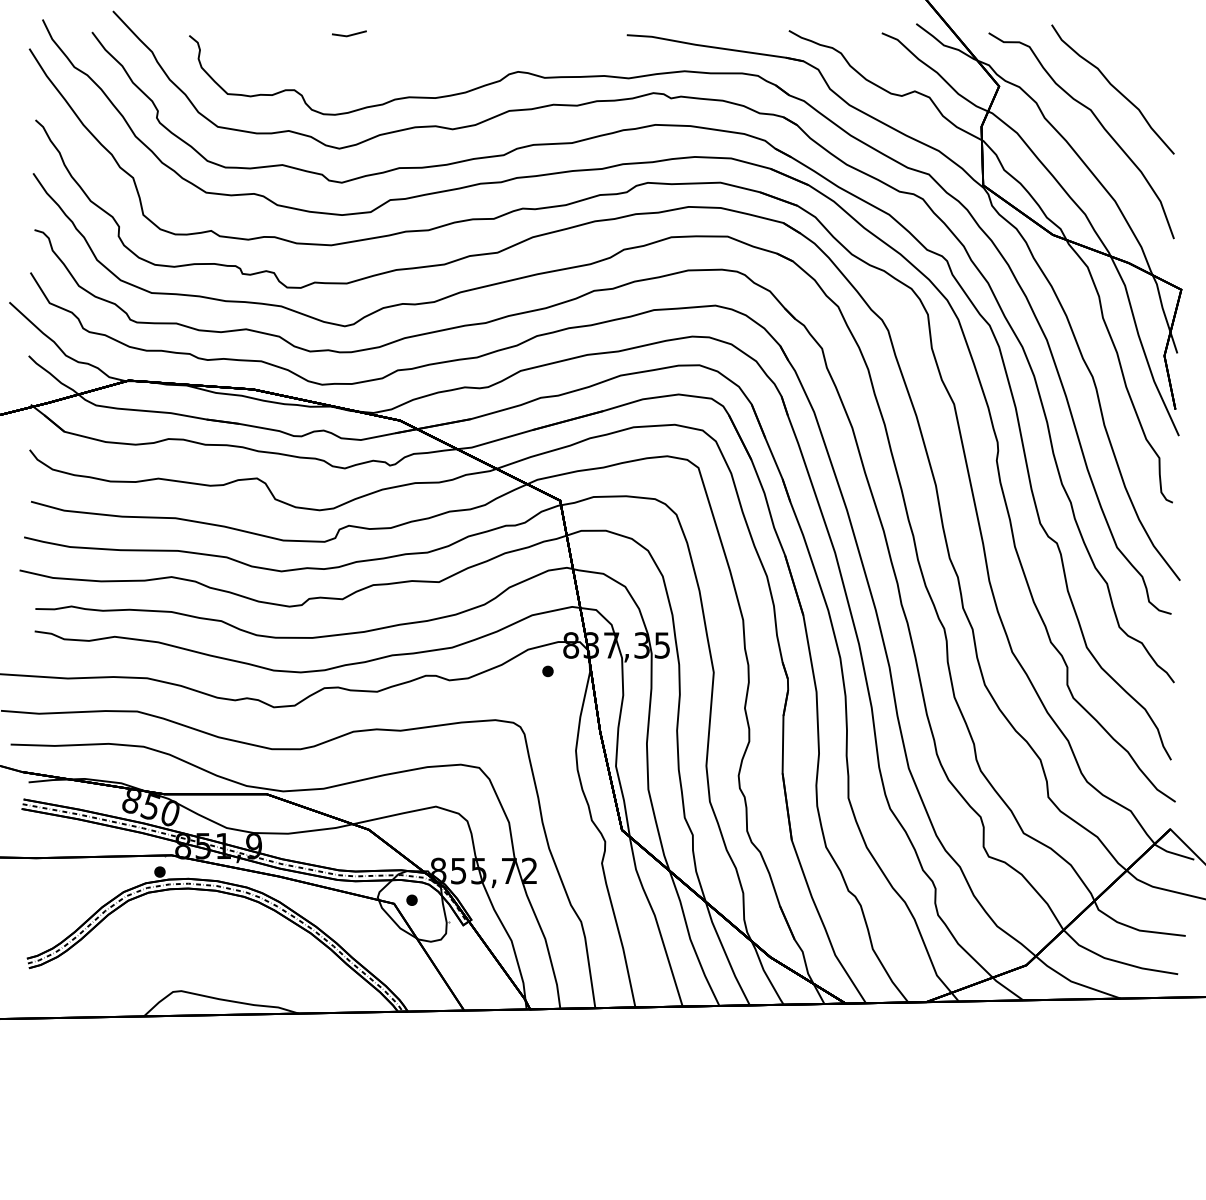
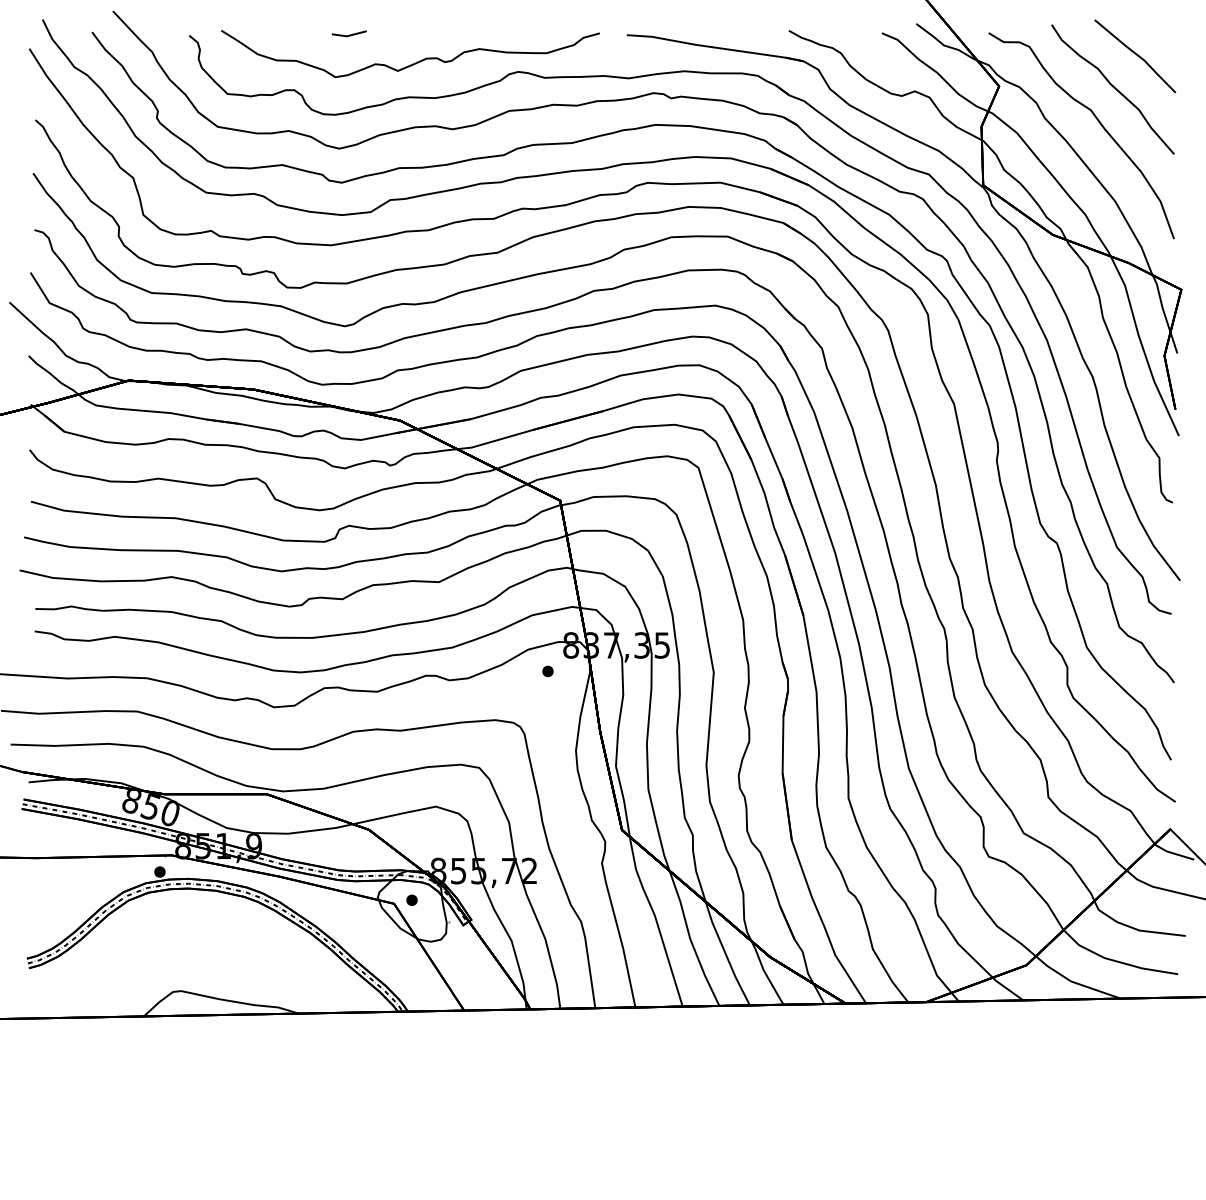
line: none -> present (1136, 55)
curve: none -> present (412, 63)
